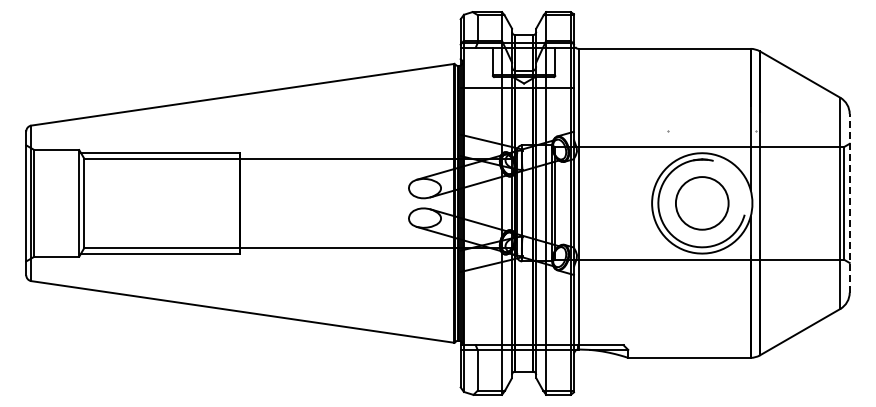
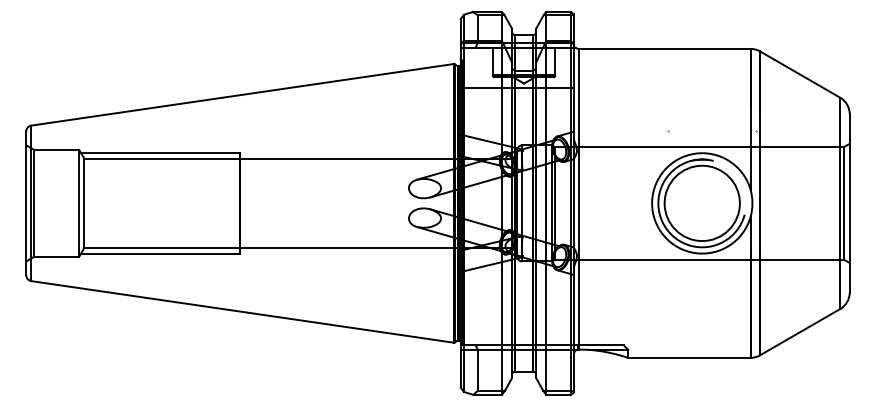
line: dashed -> solid (849, 202)
circle diameter: 53 px -> 75 px (701, 203)
